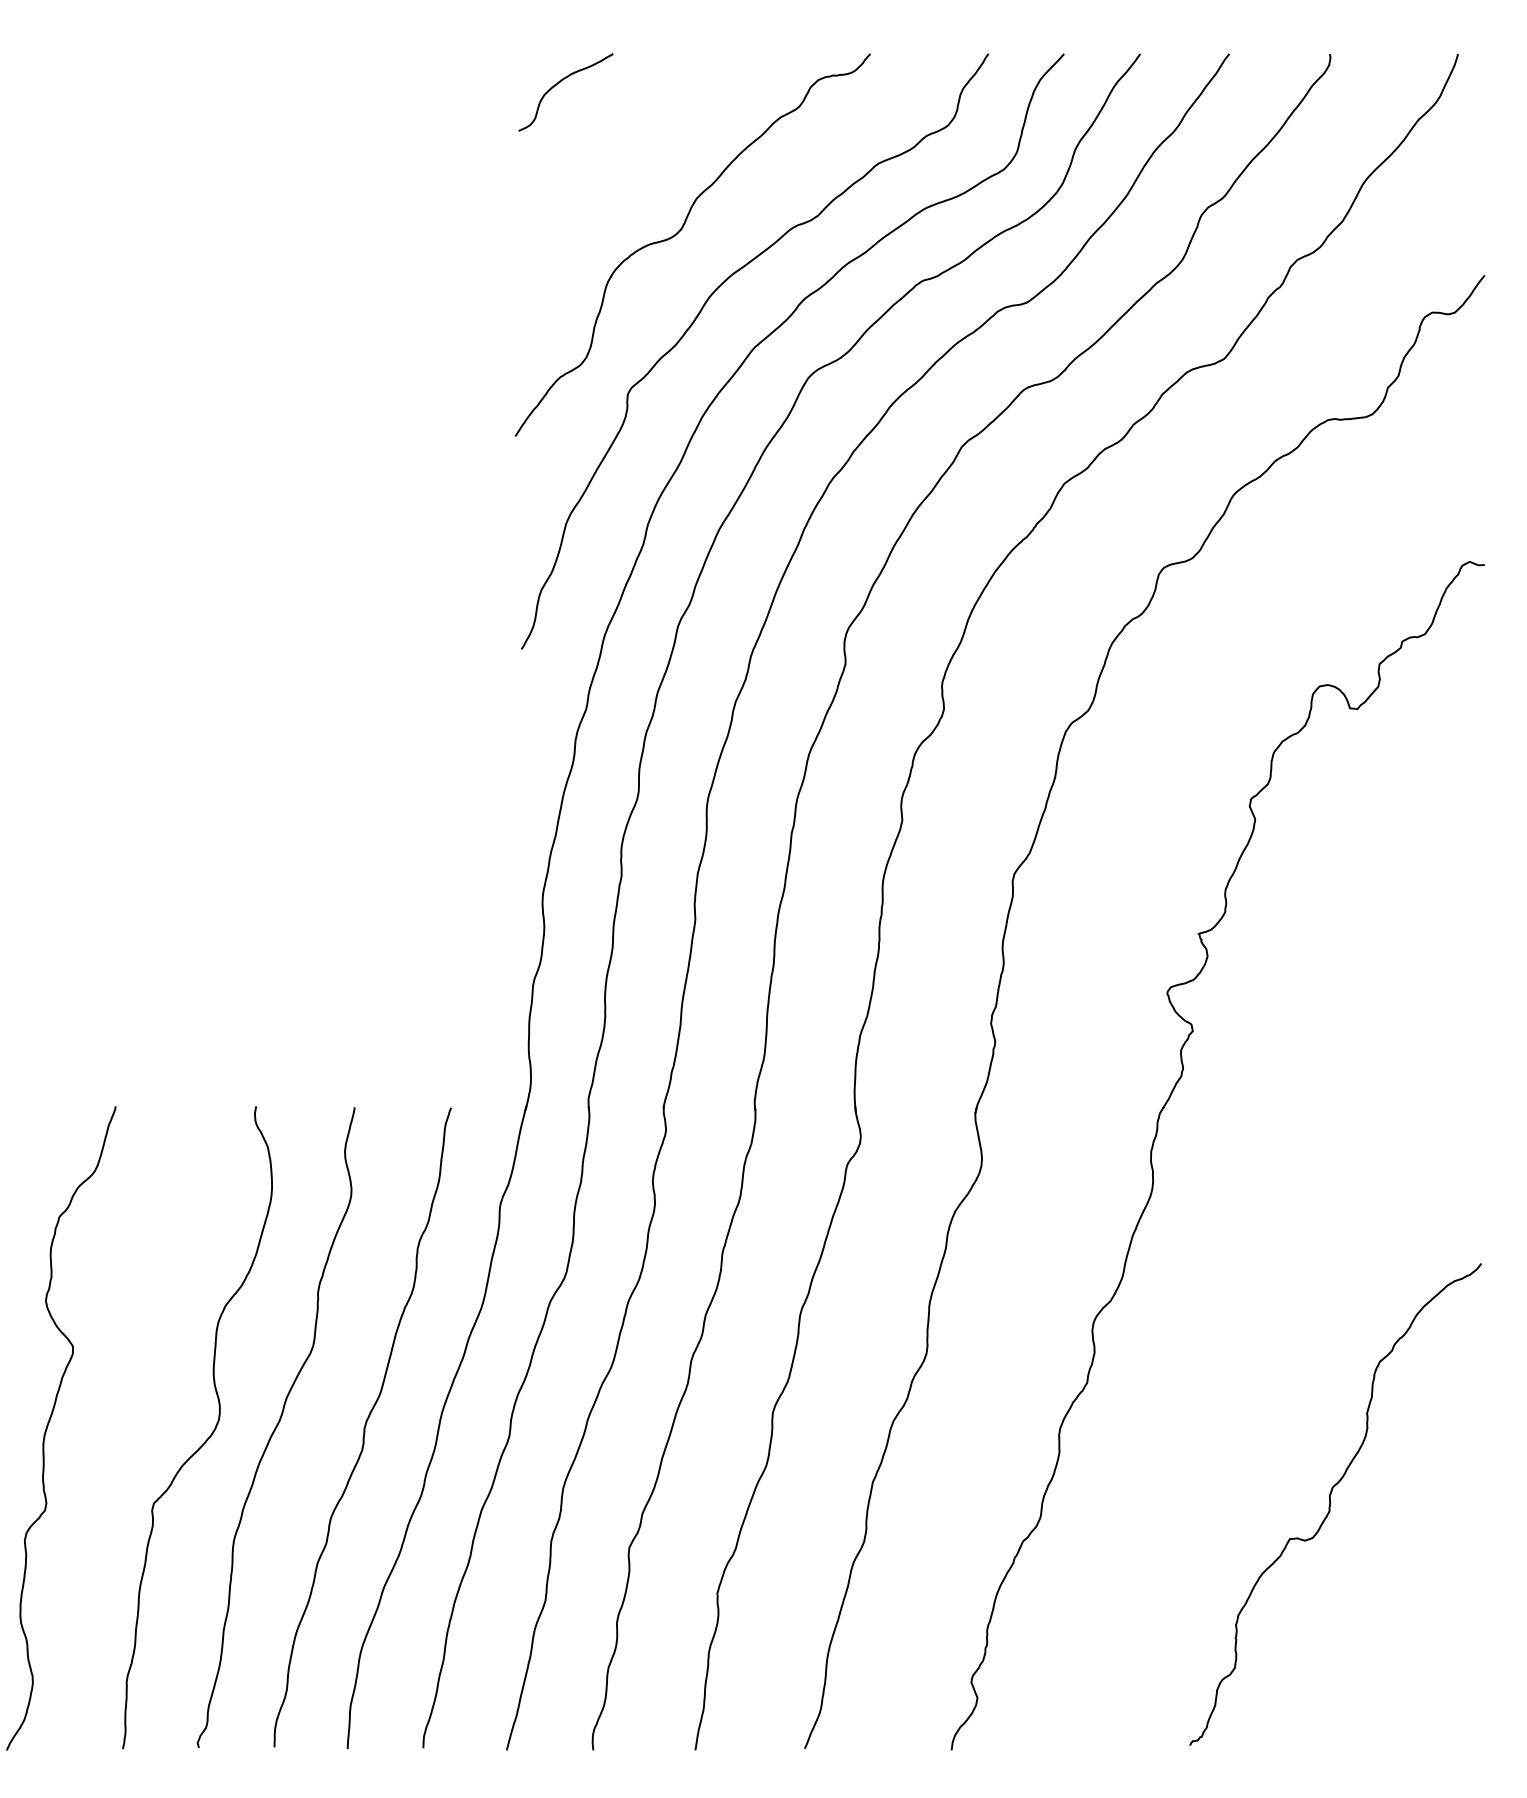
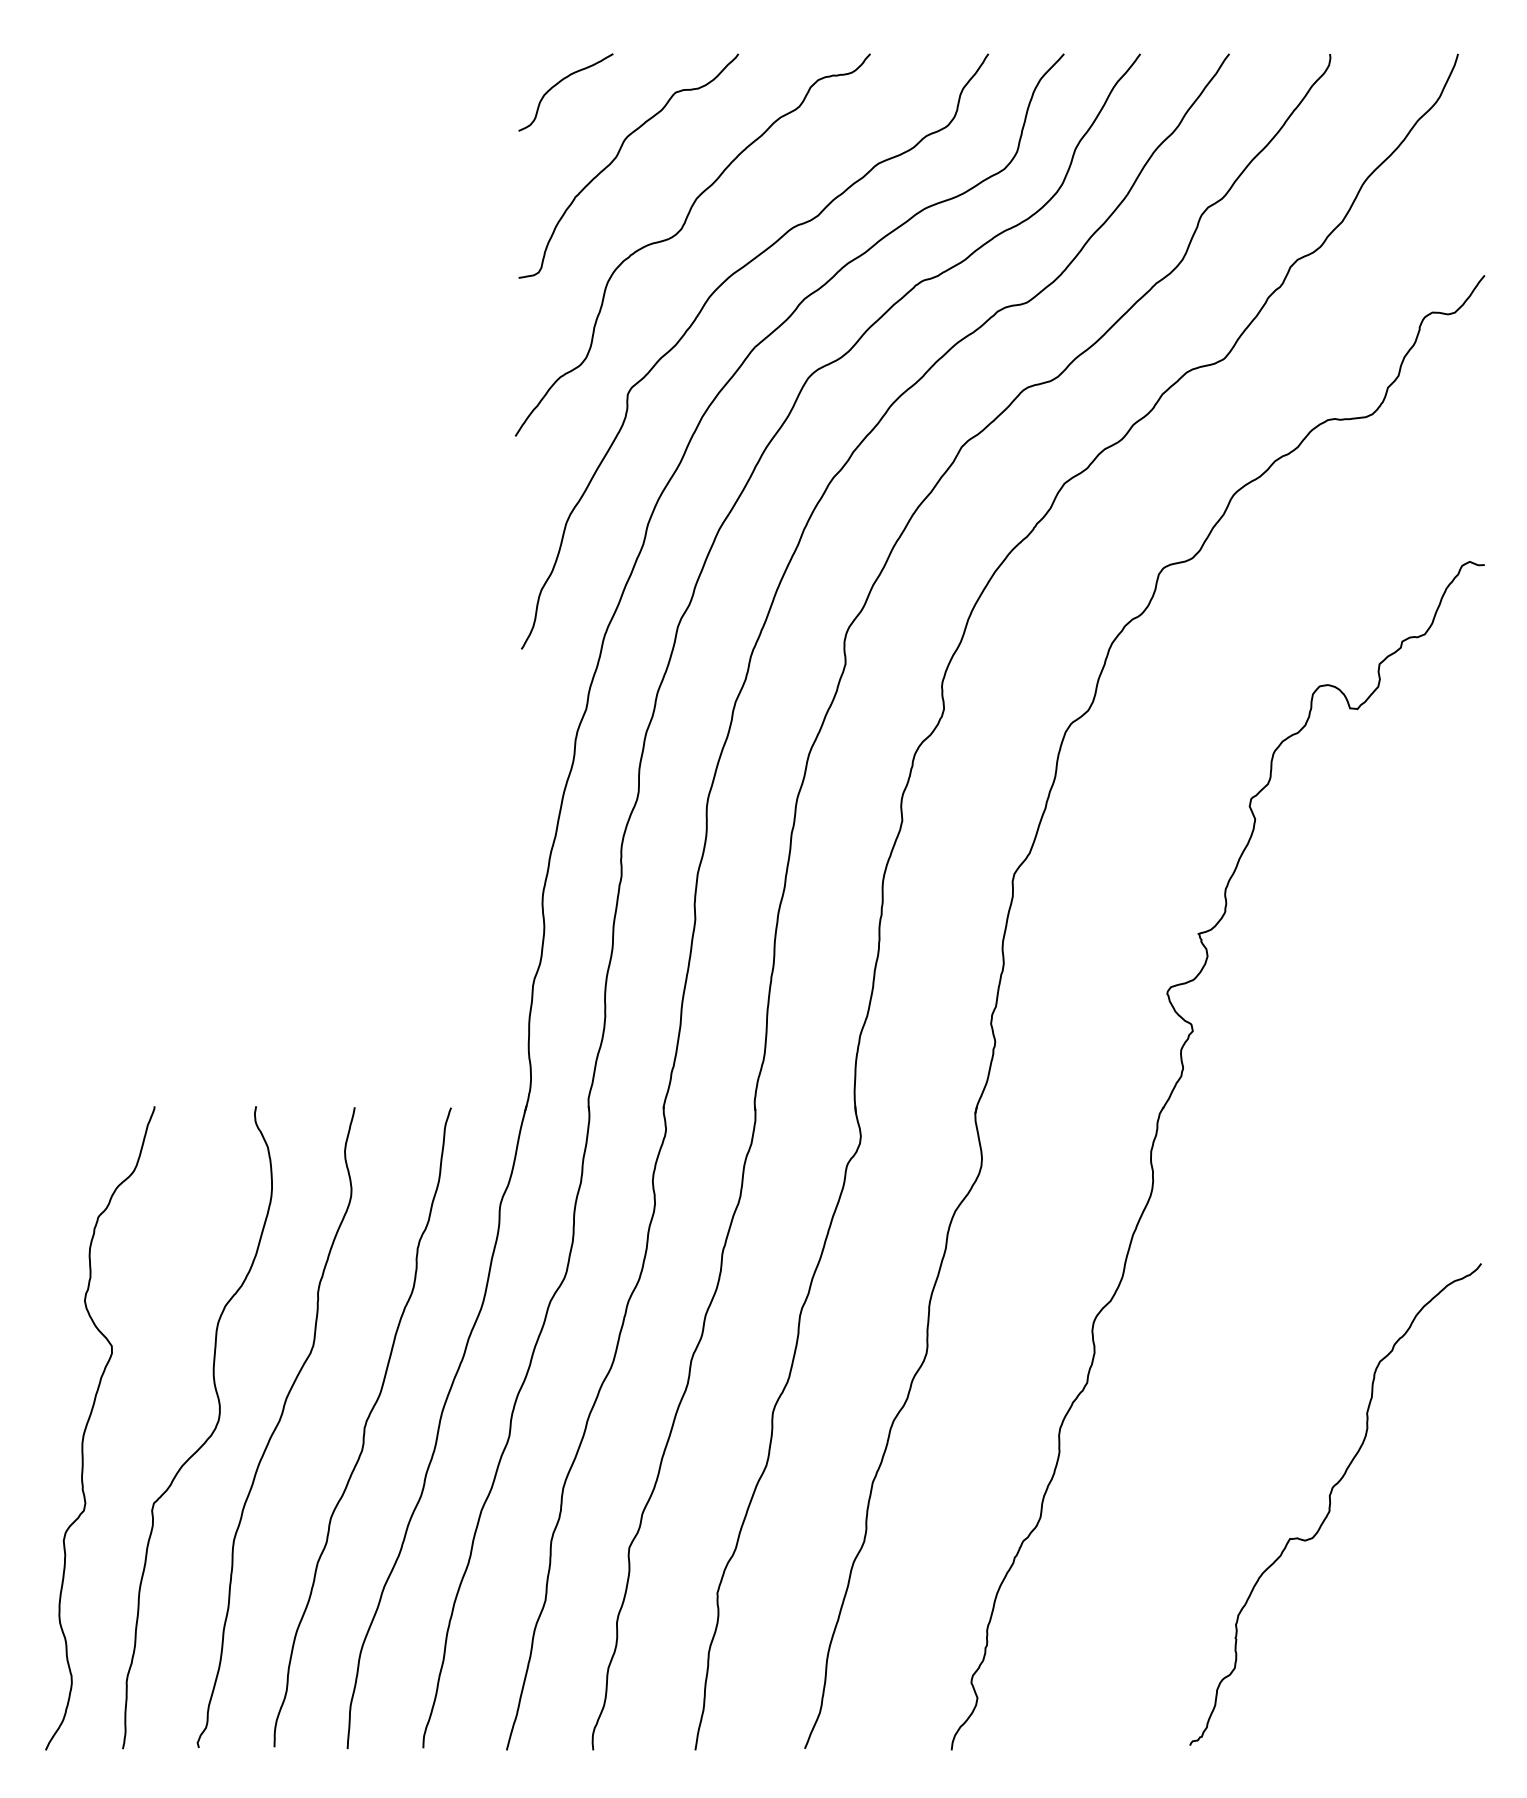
curve: none -> present (617, 157)
curve position: (49, 1423) -> (88, 1423) (88, 1423)
